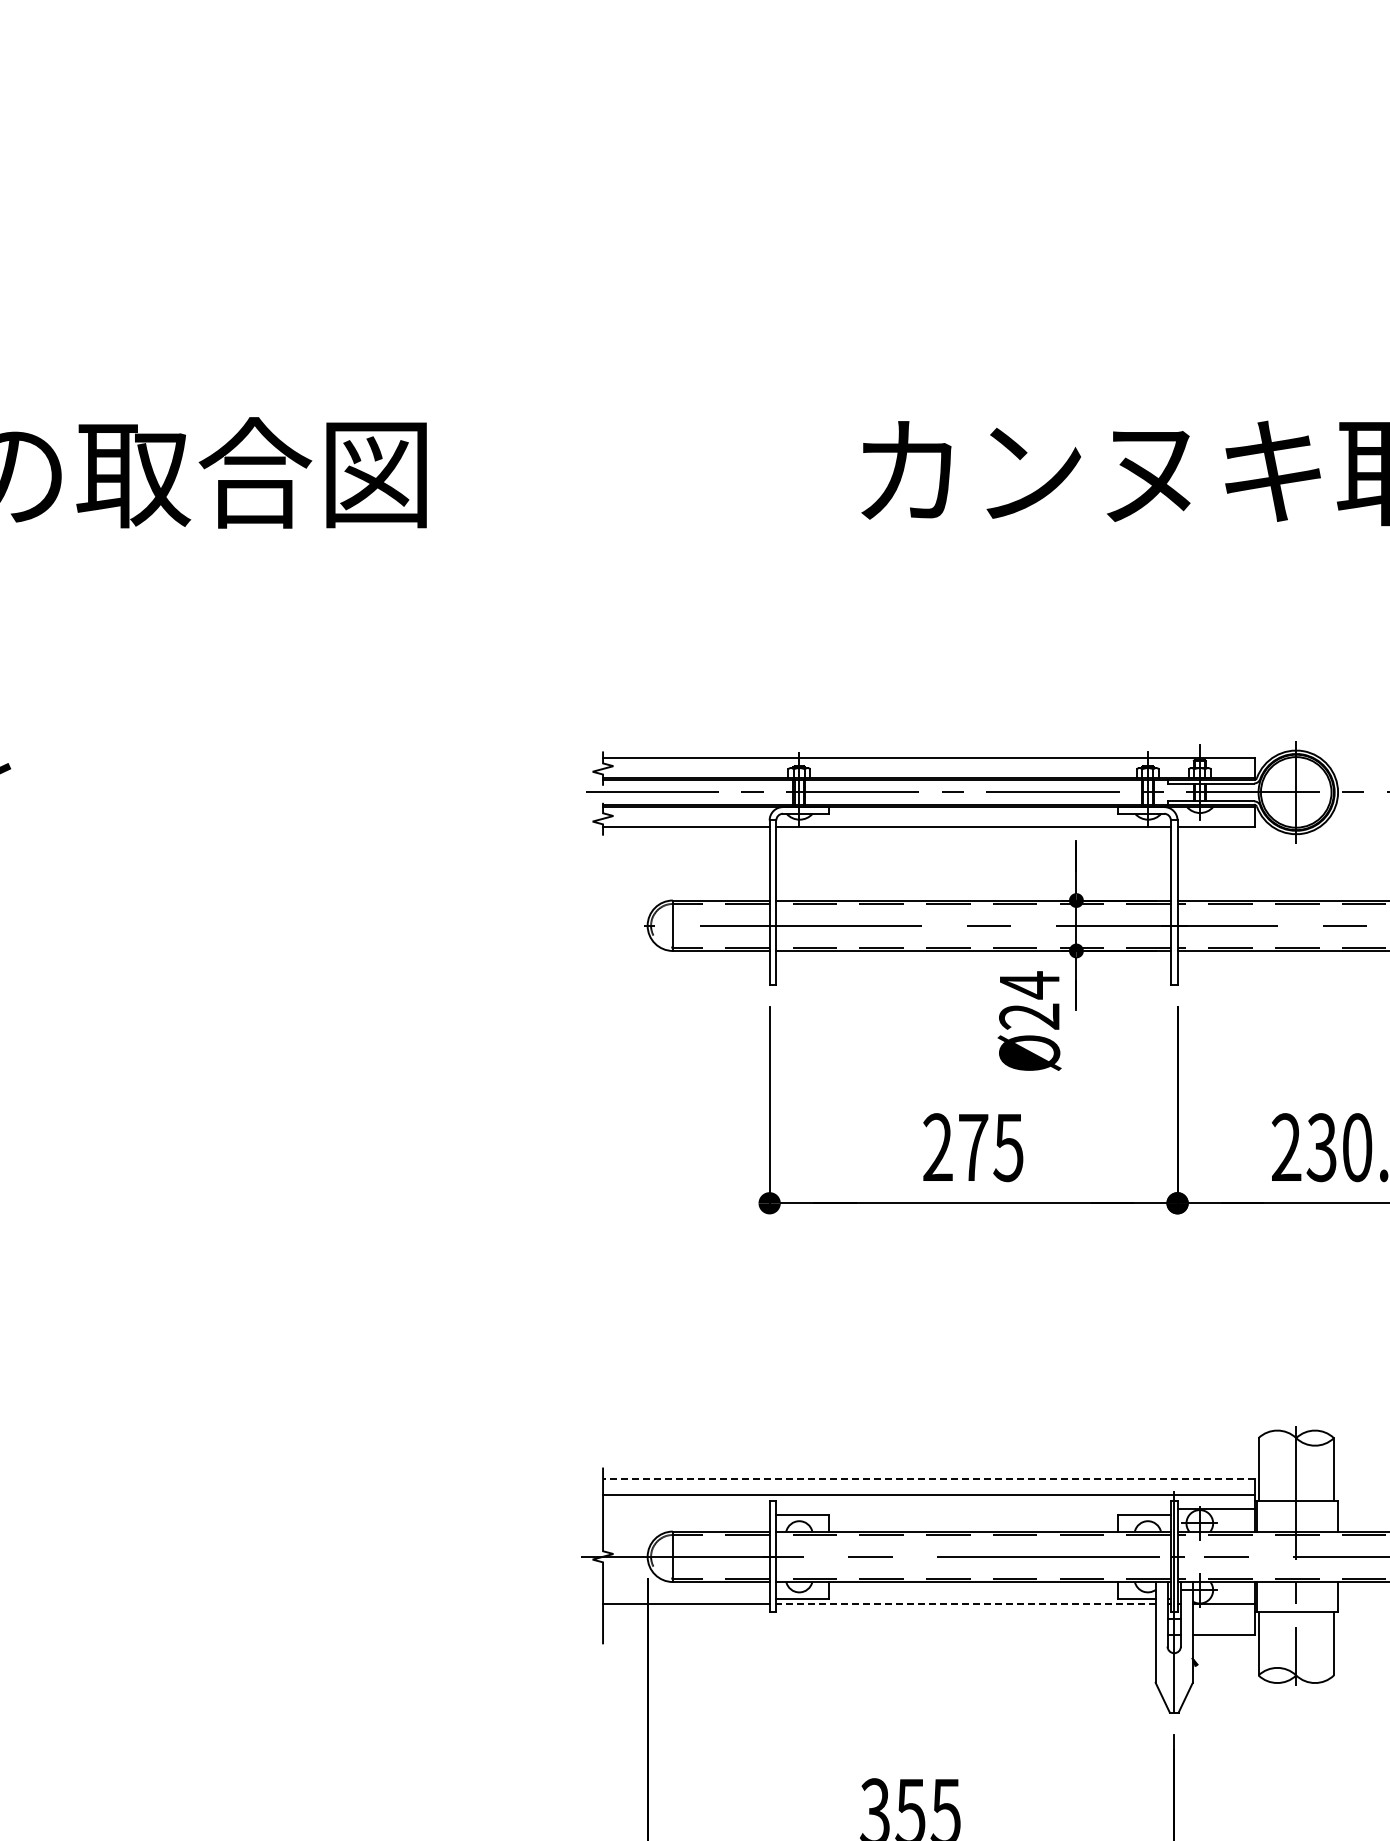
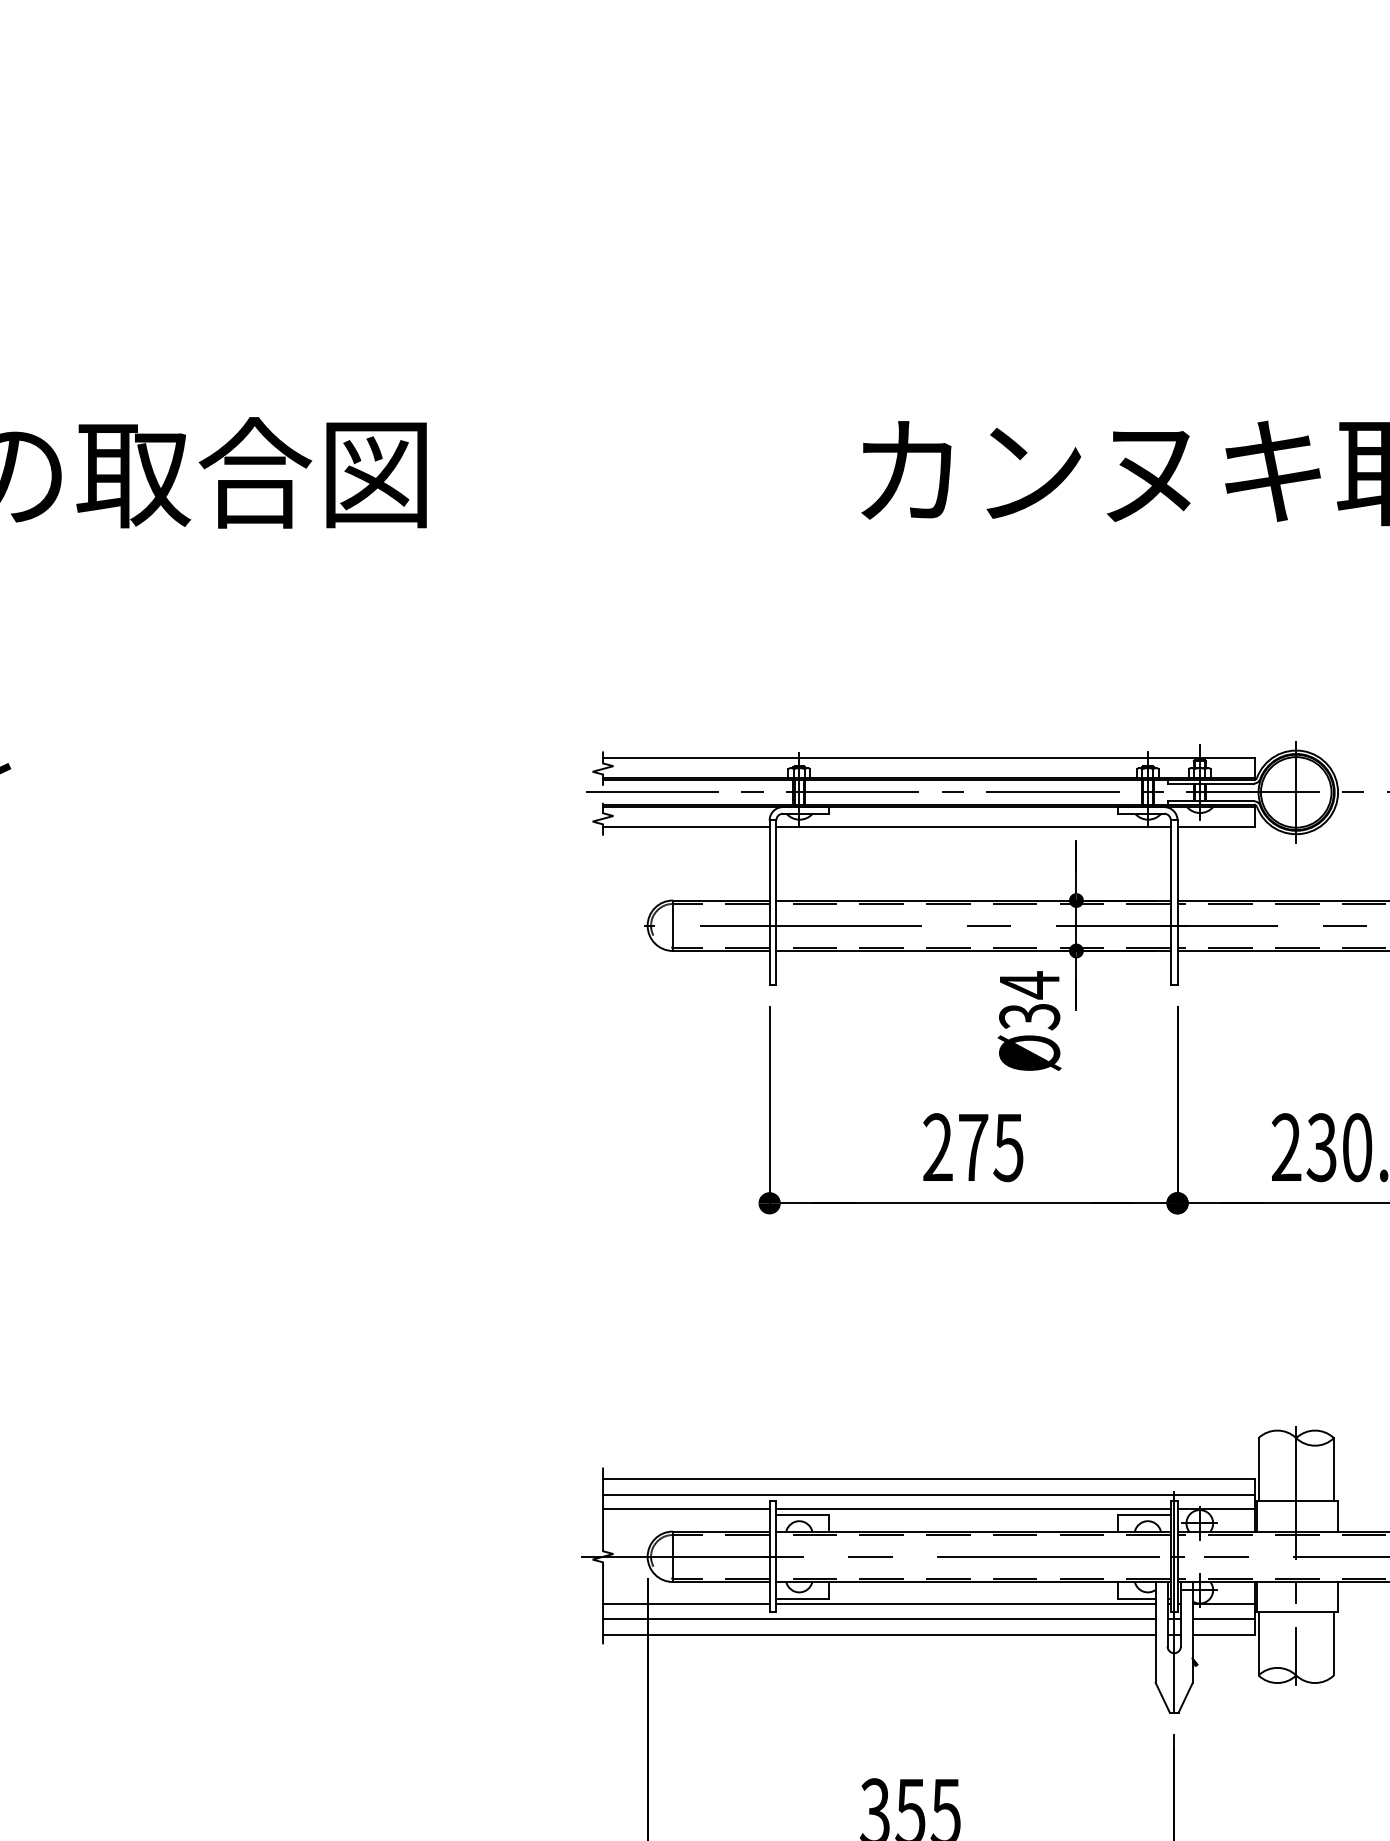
text: Ø24 -> Ø34 (1029, 1016)
line: dashed -> solid (928, 1478)
line: none -> present (686, 1509)
line: none -> present (973, 1509)
line: dashed -> solid (966, 1604)
line: none -> present (879, 1619)
line: none -> present (1223, 1619)
line: none -> present (879, 1634)
